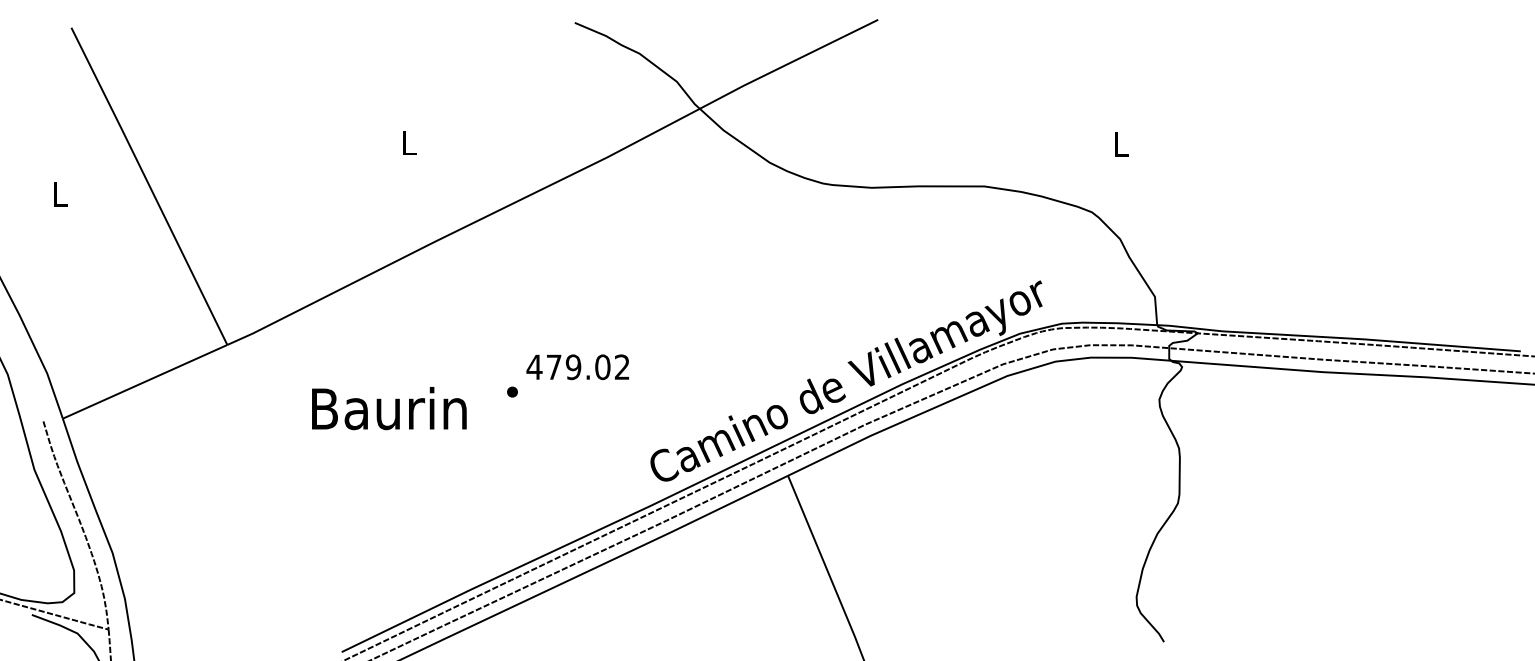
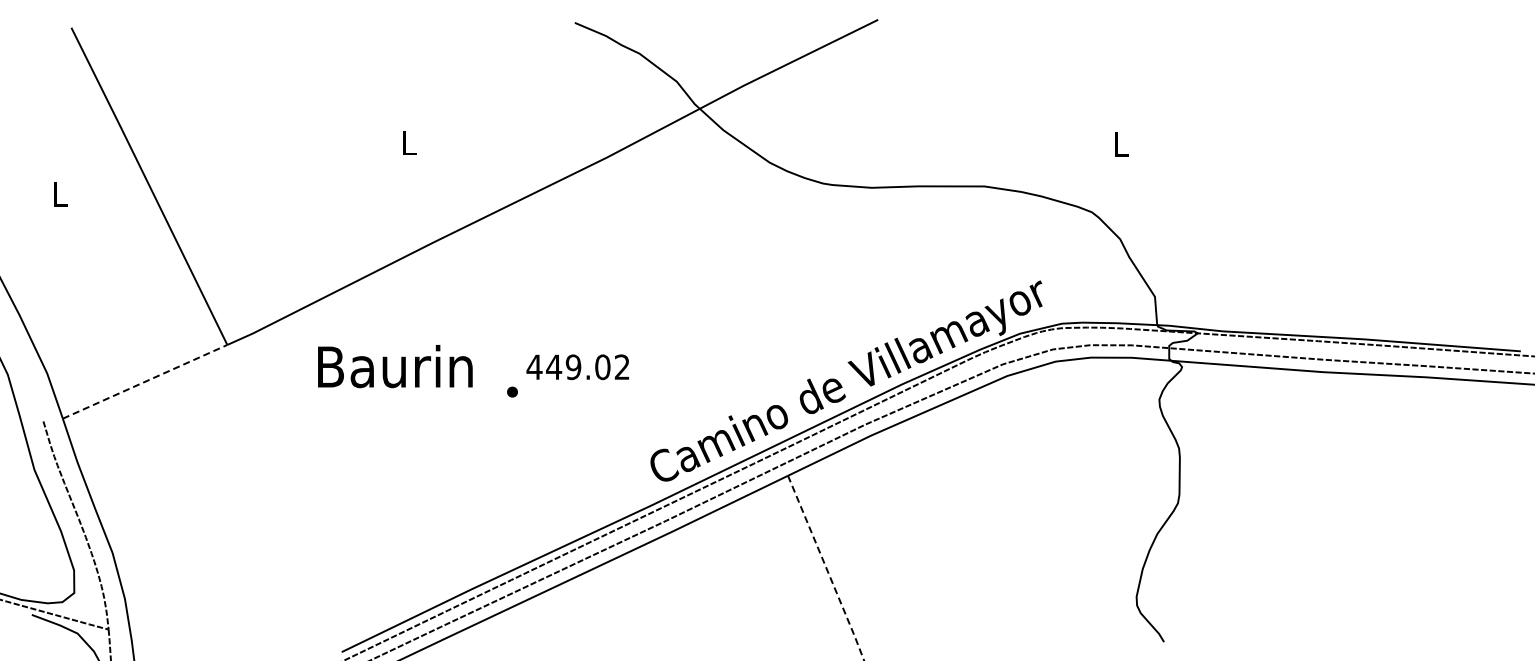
text: 479.02 -> 449.02 (554, 366)
line: solid -> dashed (145, 381)
text position: (389, 408) -> (395, 366) (395, 366)
line: solid -> dashed (826, 568)
